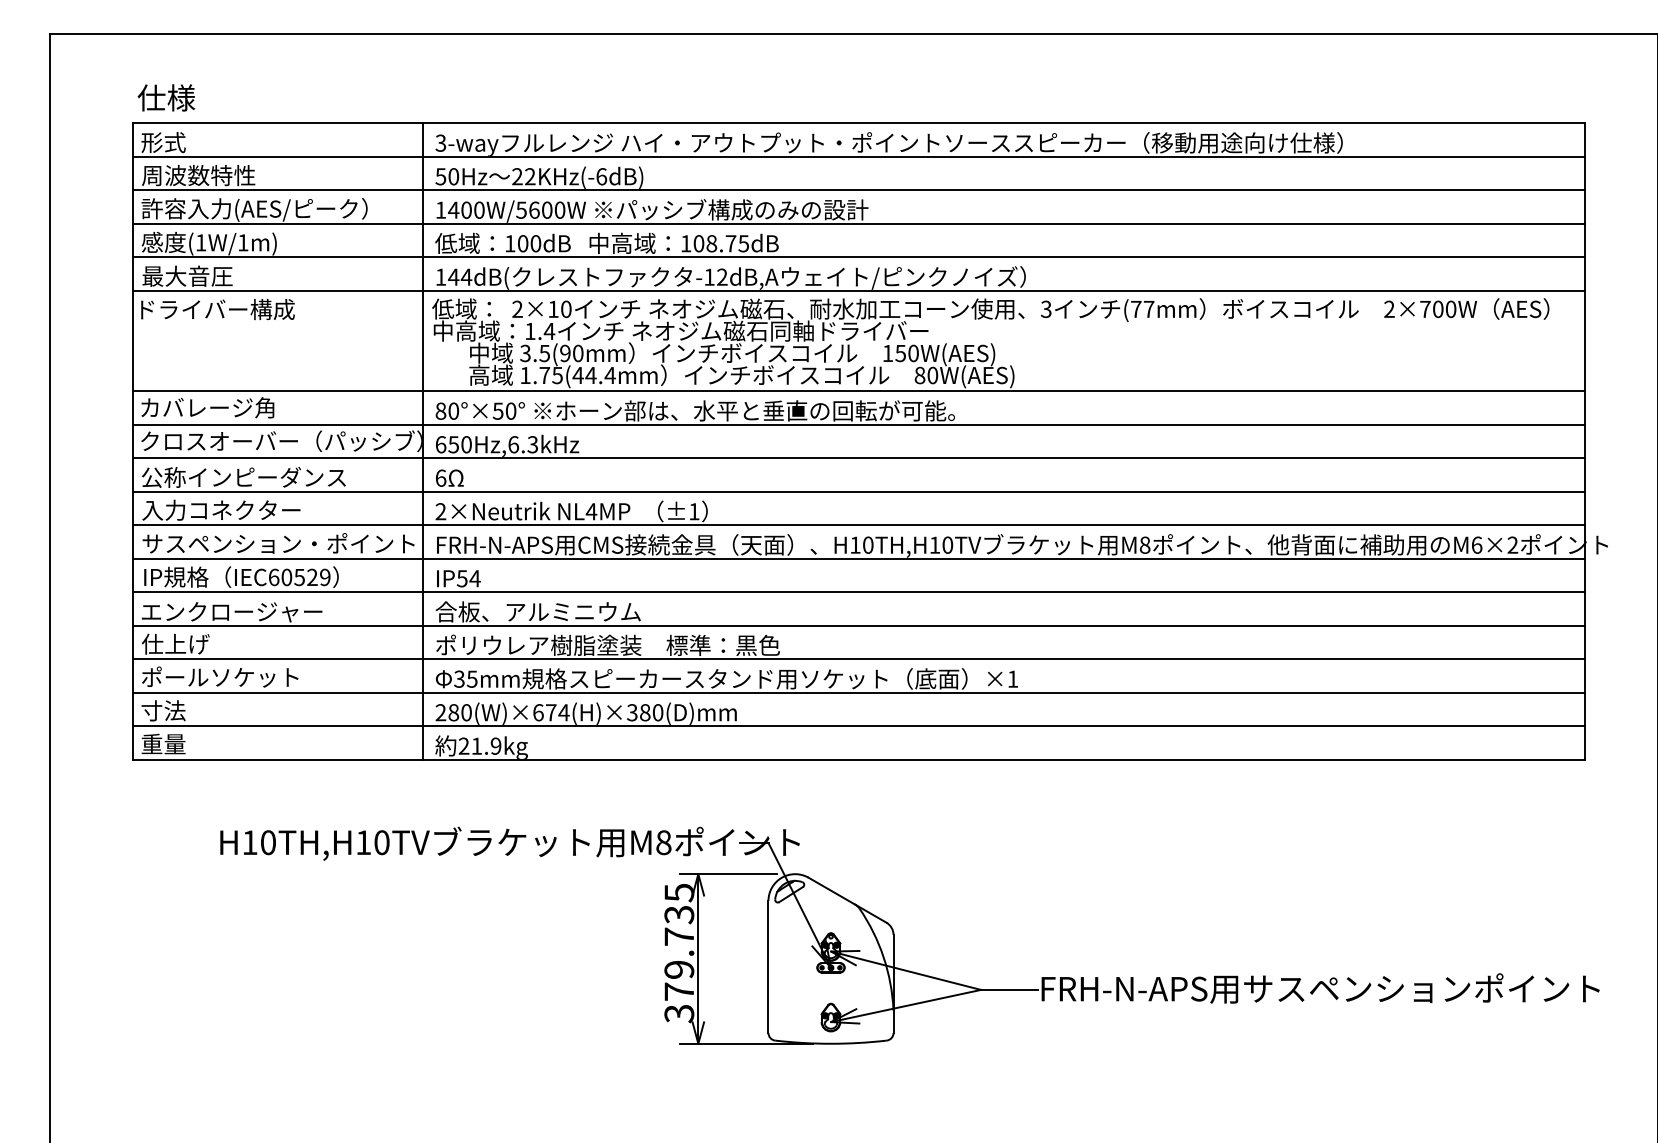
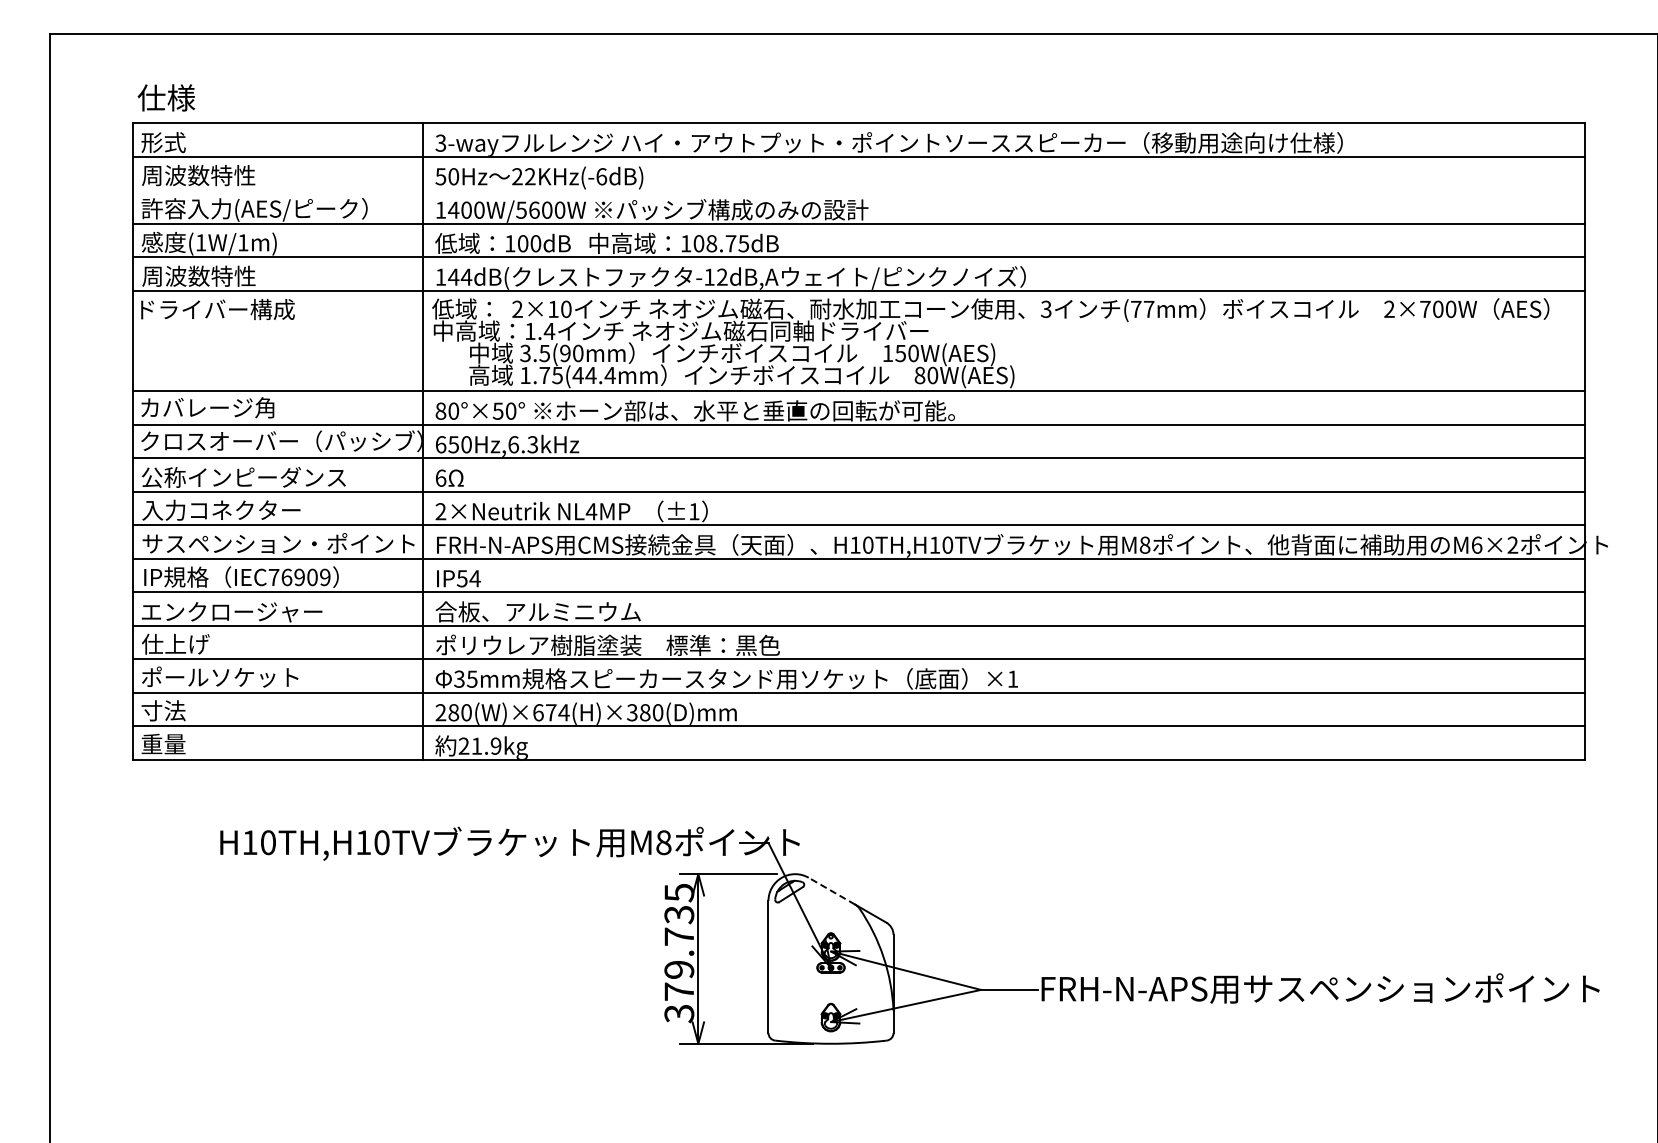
line: present -> none (858, 190)
text: 最大音圧 -> 周波数特性 (198, 275)
text: IEC60529 -> IEC76909 (292, 577)
line: solid -> dashed (831, 891)
